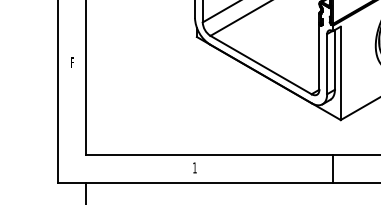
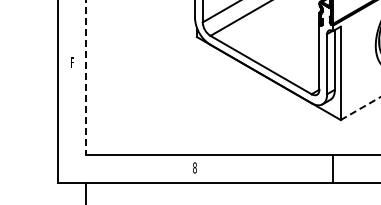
line: solid -> dashed (85, 78)
line: solid -> dashed (360, 108)
text: 1 -> 8 (194, 167)
